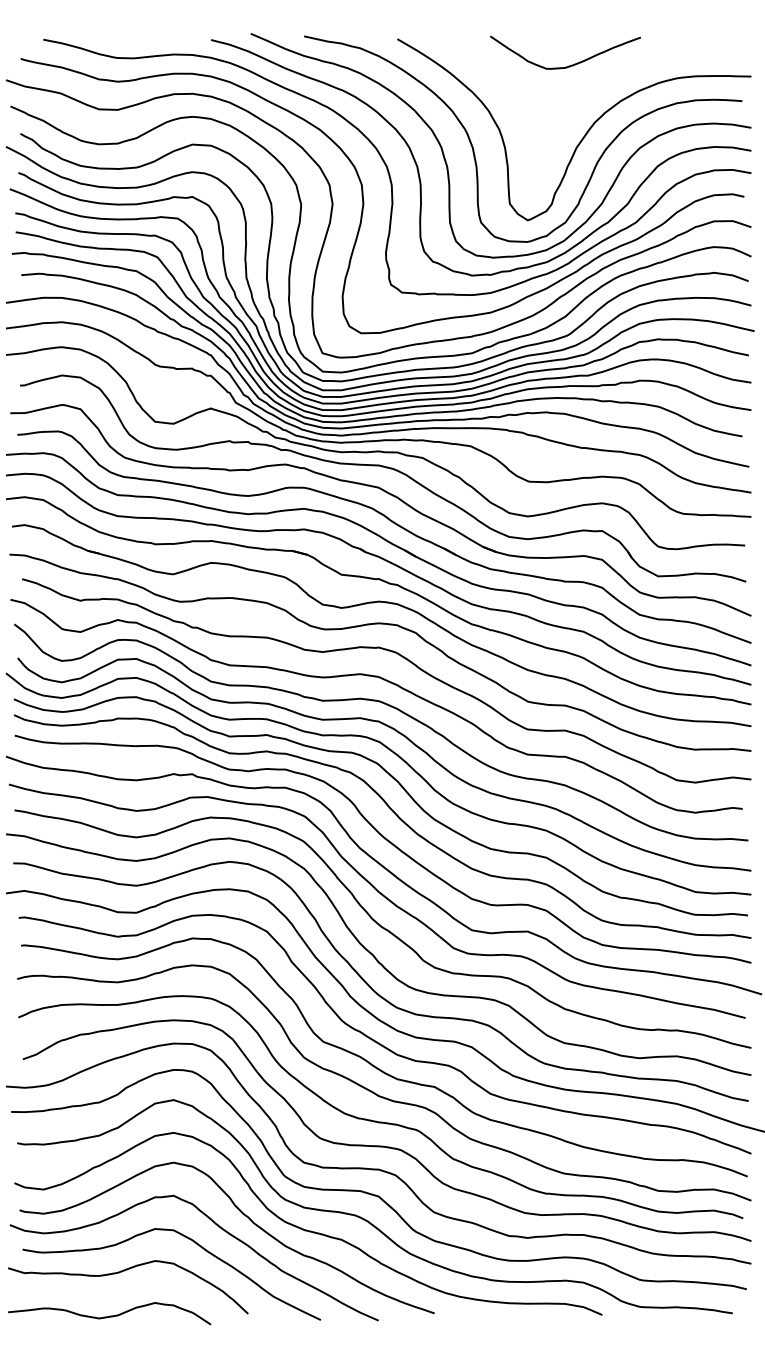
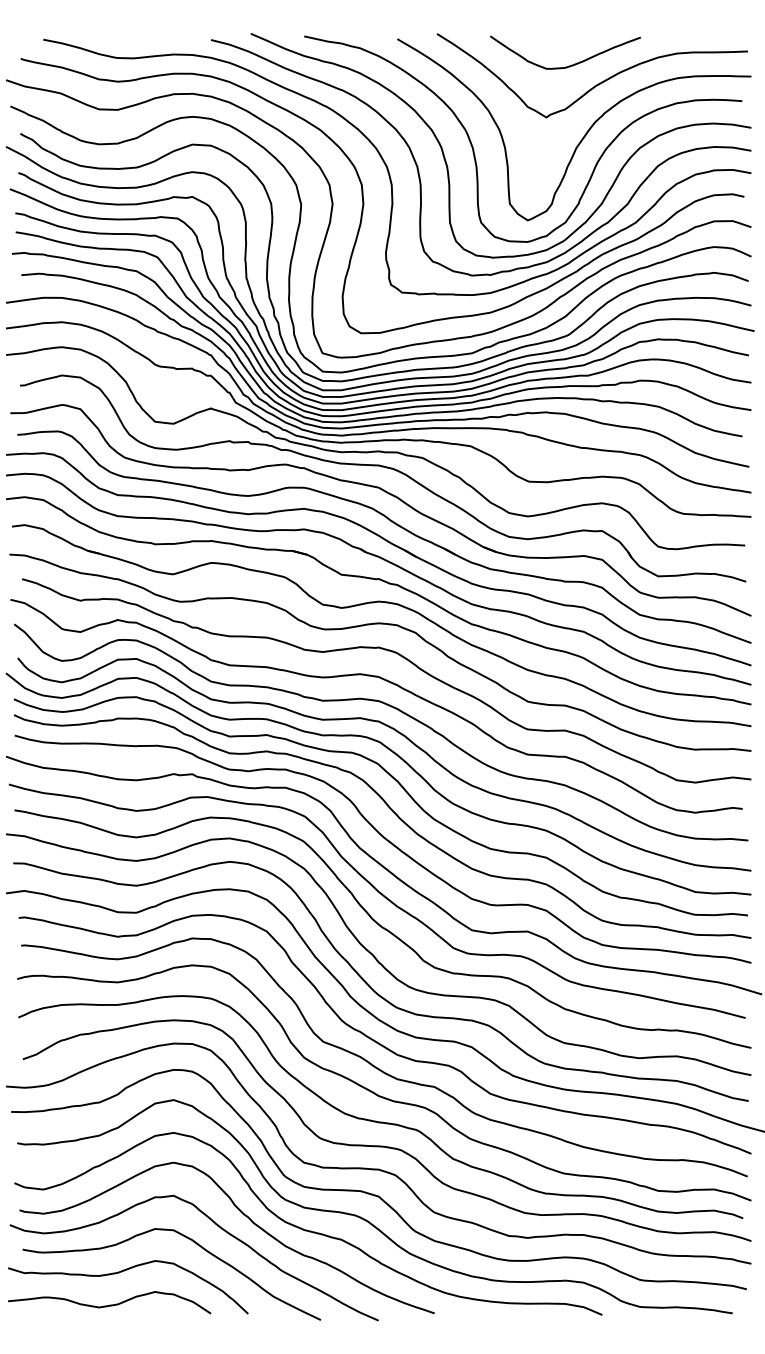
curve: none -> present (596, 84)
curve position: (109, 1315) -> (109, 1304) (109, 1304)
